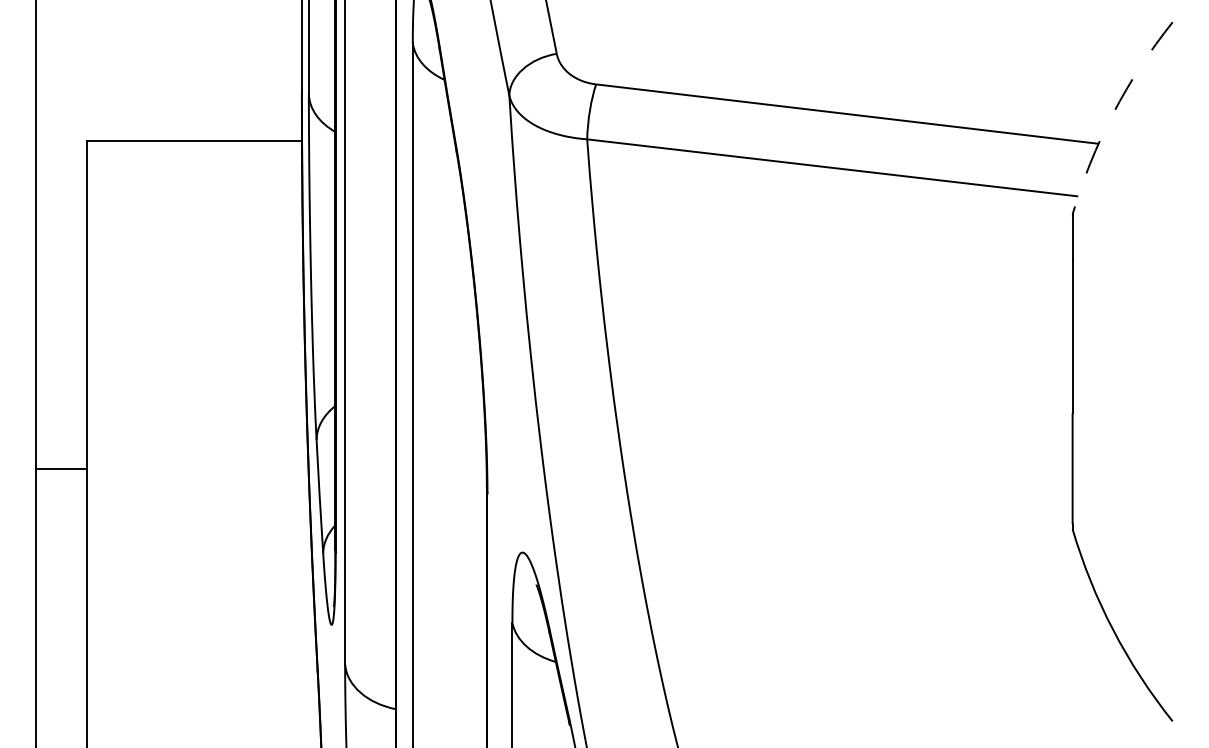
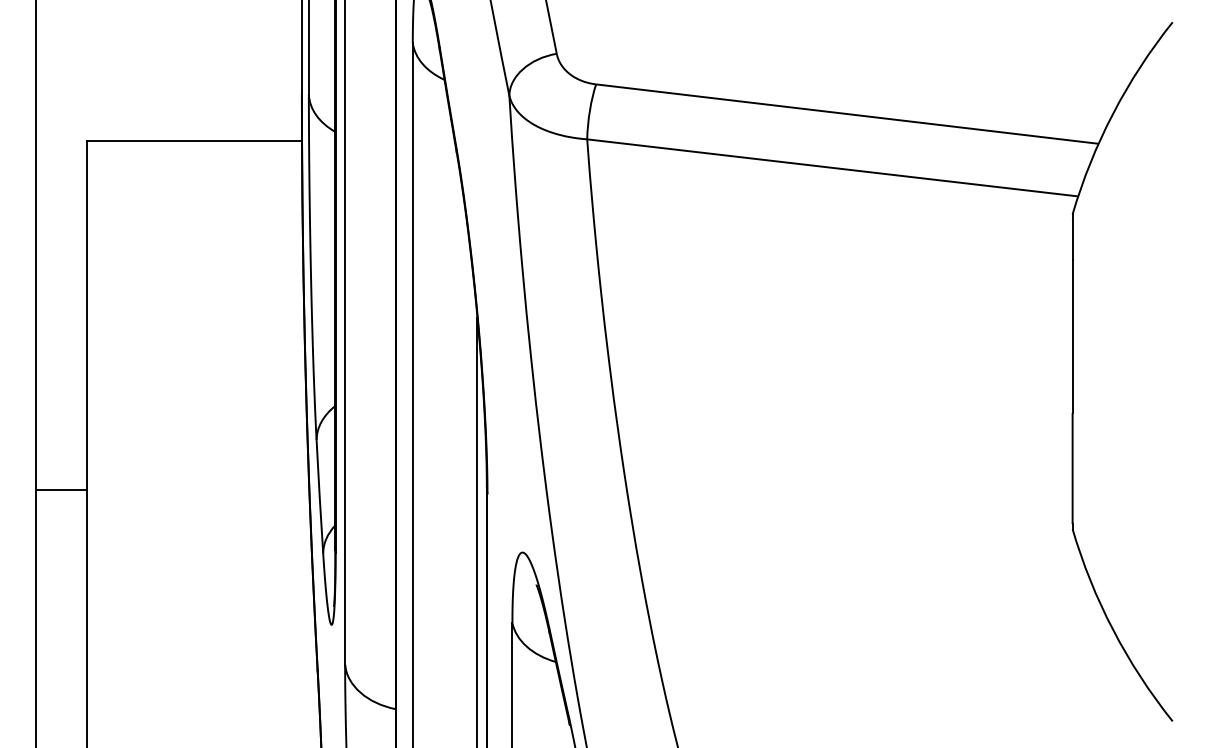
arc: dashed -> solid (1113, 113)
line position: (61, 469) -> (61, 490) (61, 490)
line: none -> present (477, 530)
